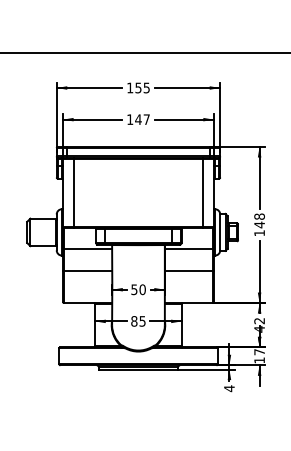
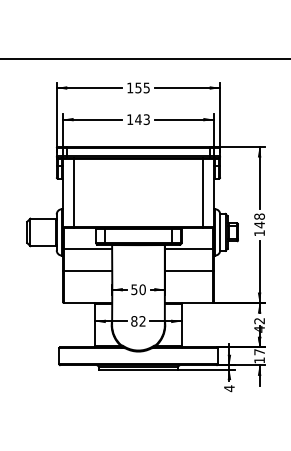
line position: (144, 52) -> (144, 58) (144, 58)
text: 147 -> 143 (146, 119)
text: 85 -> 82 (142, 321)
